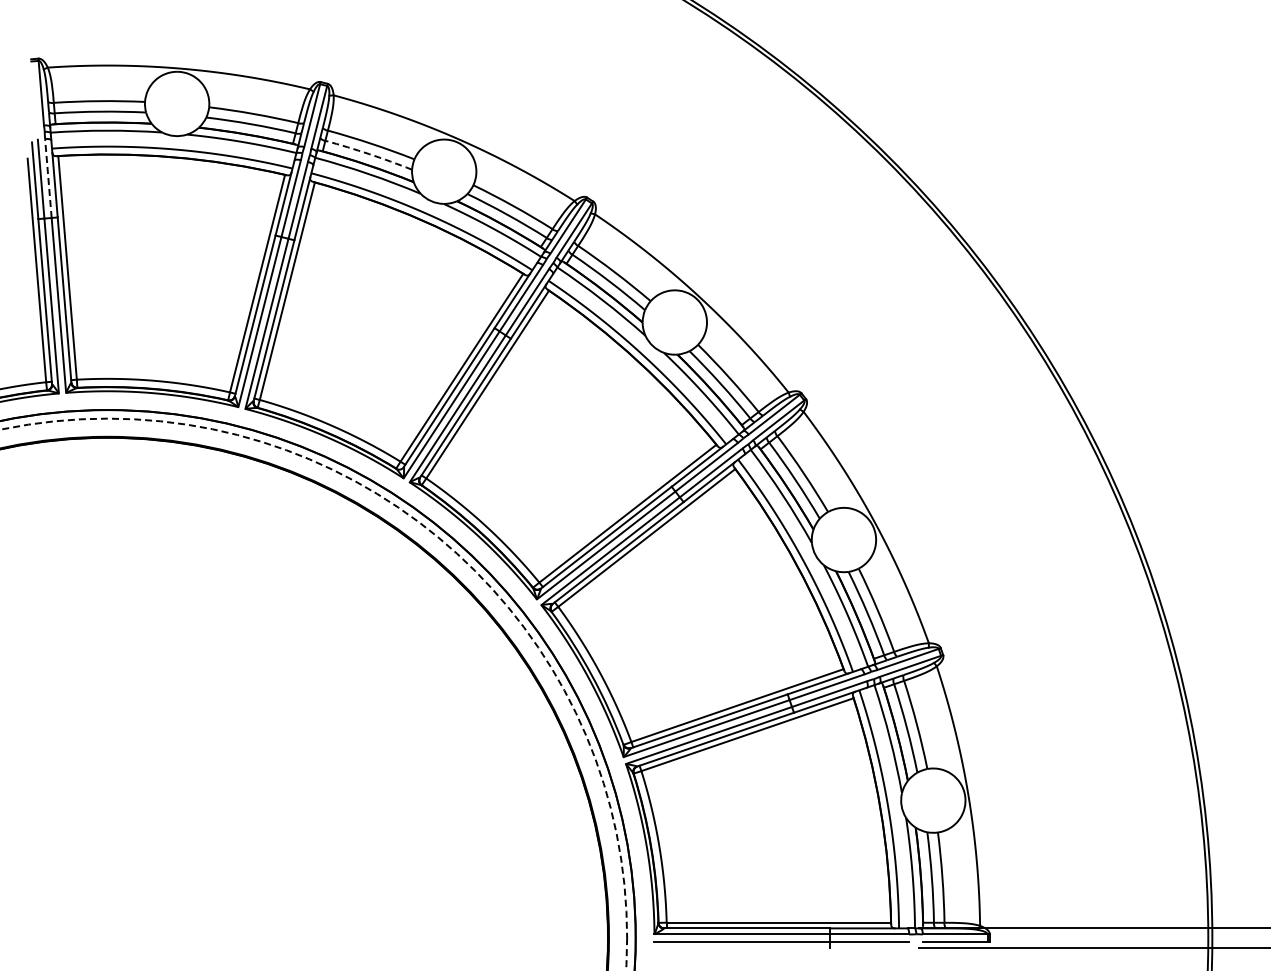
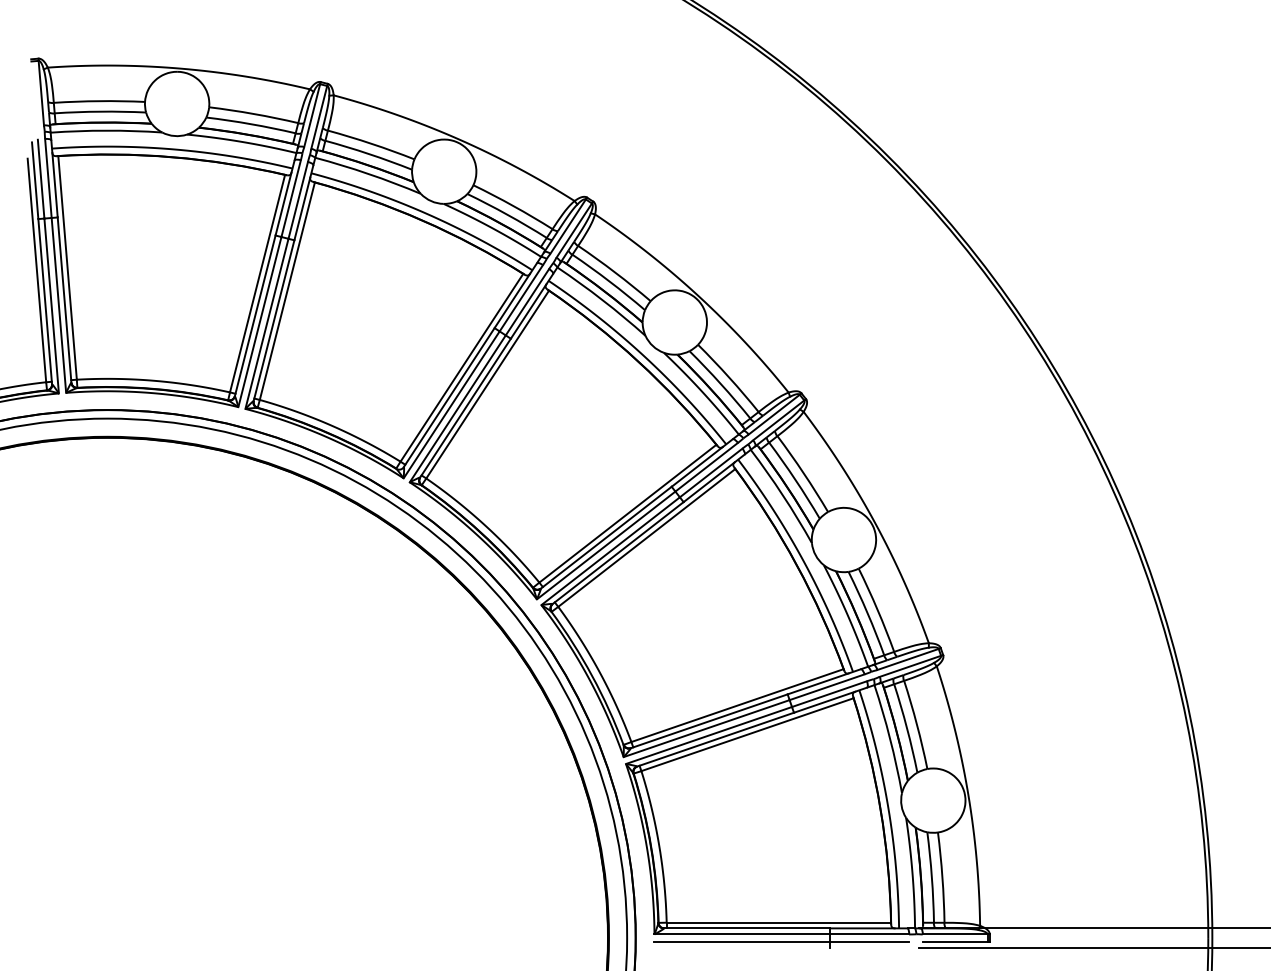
arc: dashed -> solid (369, 154)
line: dashed -> solid (48, 178)
circle: dashed -> solid (313, 694)
